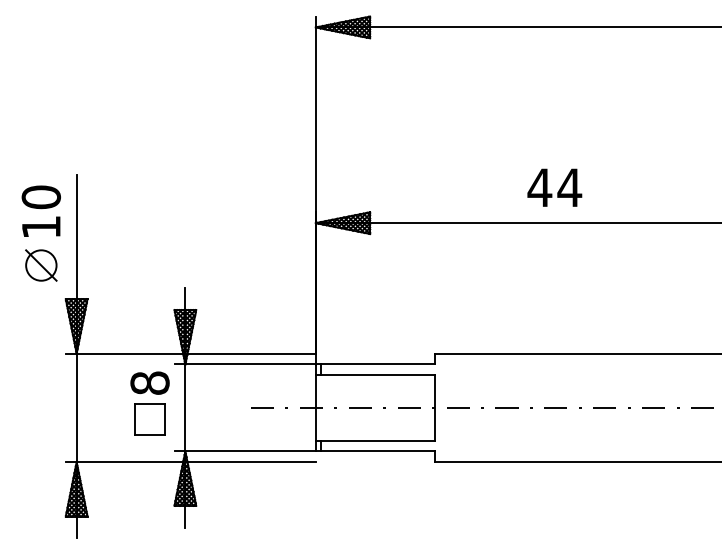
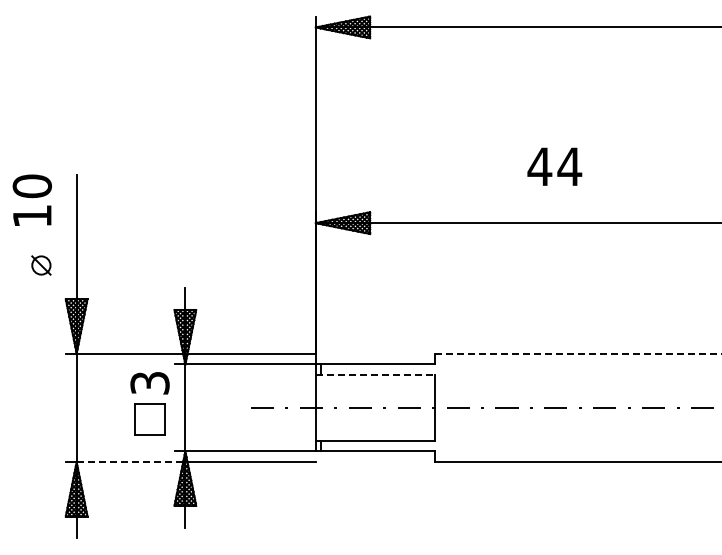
text position: (554, 187) -> (554, 166) (554, 166)
text position: (40, 210) -> (31, 199) (31, 199)
part size: 33x33 px -> 21x21 px (41, 265)
line: solid -> dashed (578, 353)
line: solid -> dashed (375, 375)
text: 8 -> 3 (149, 382)
line: solid -> dashed (129, 462)
